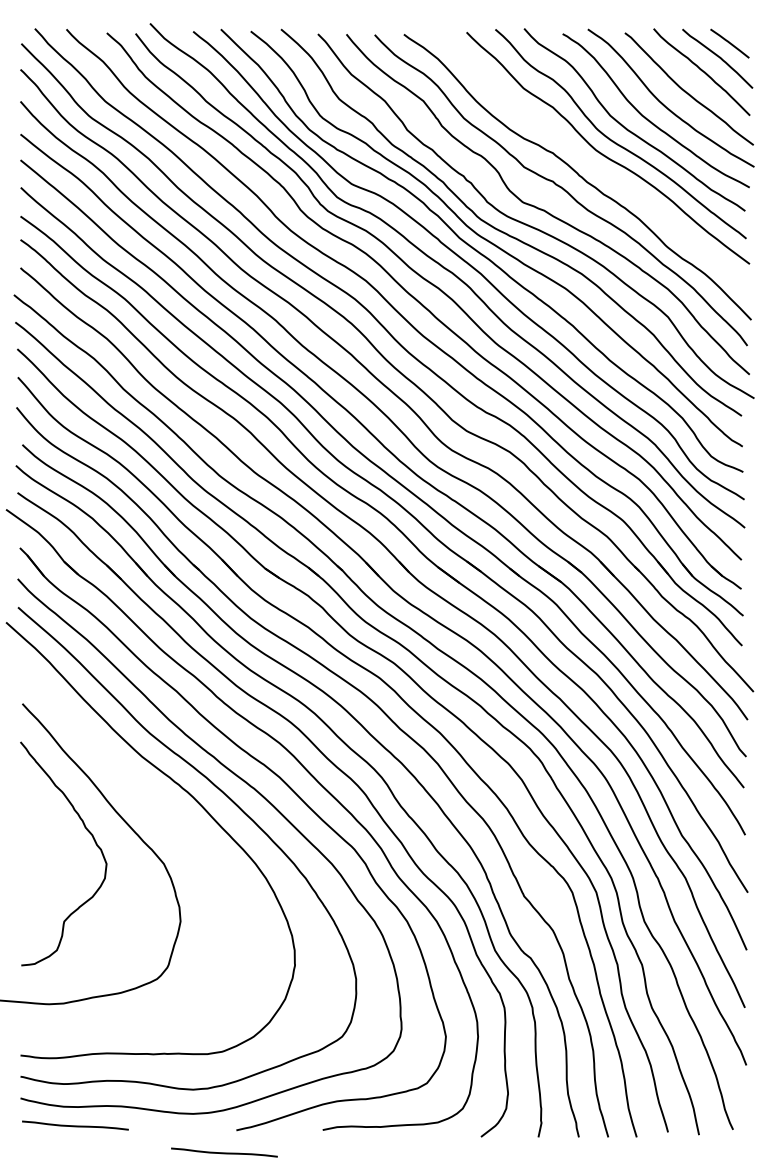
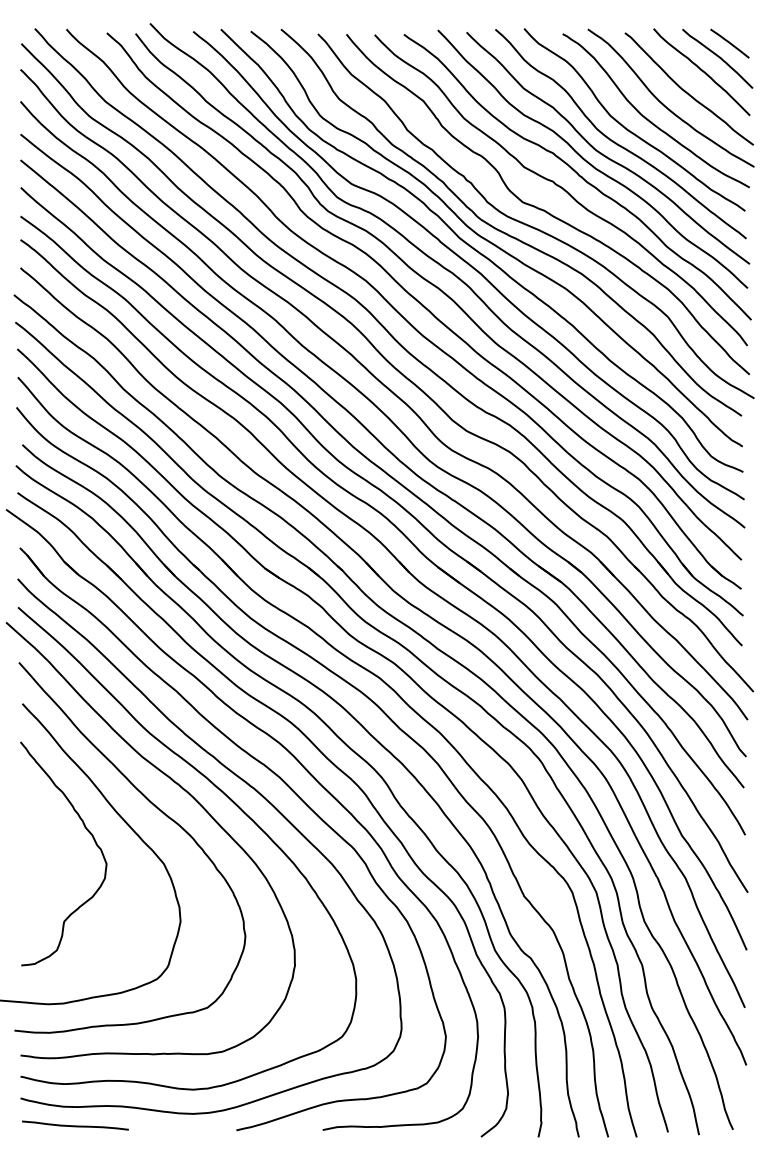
curve: none -> present (588, 161)
curve: none -> present (157, 809)
curve: present -> none (224, 1152)
